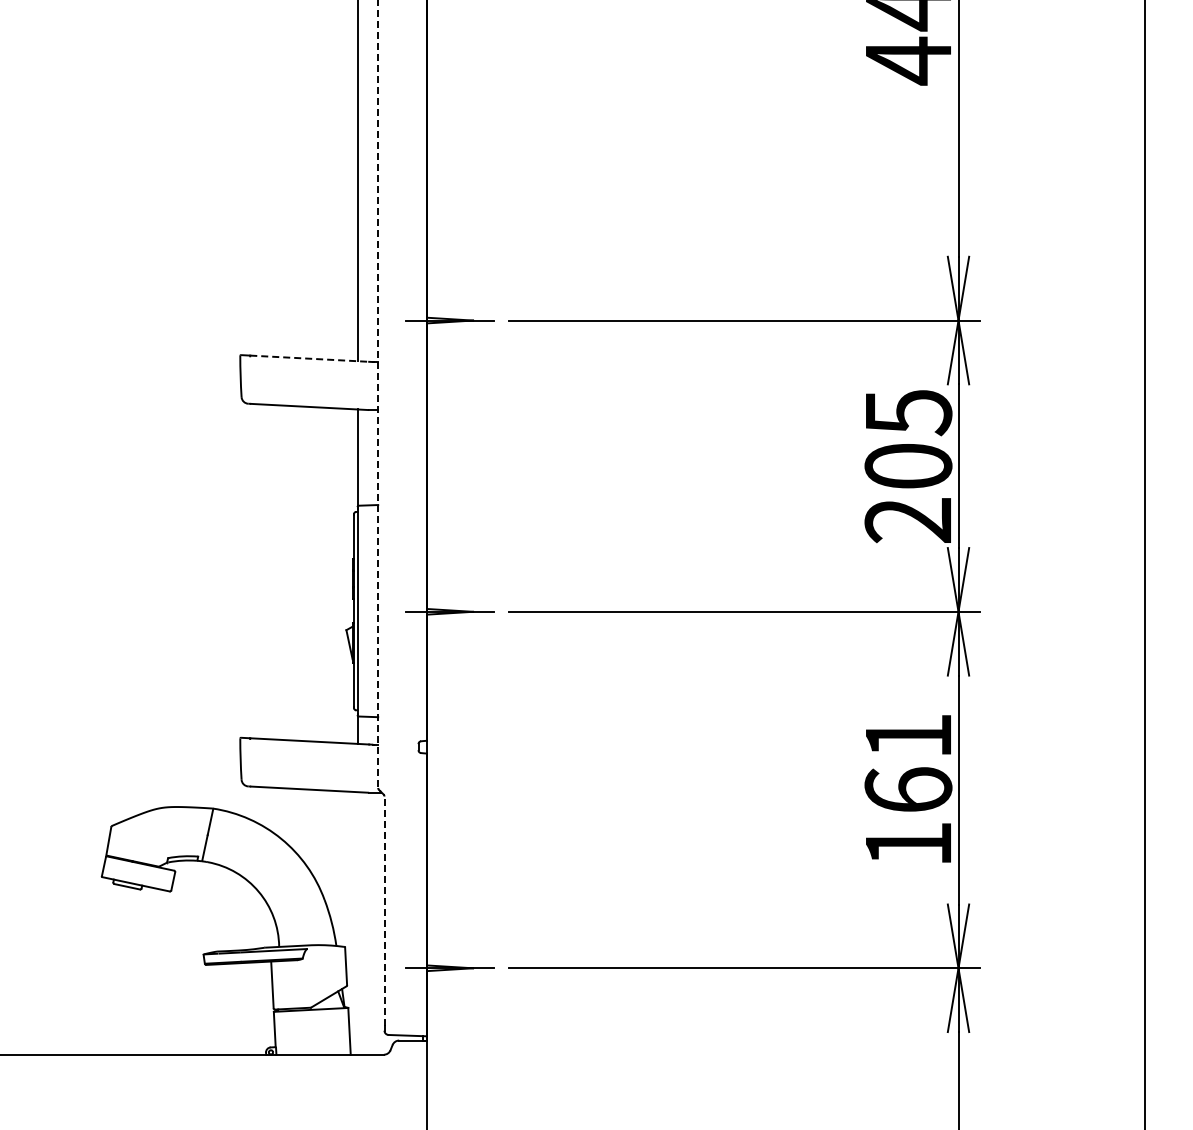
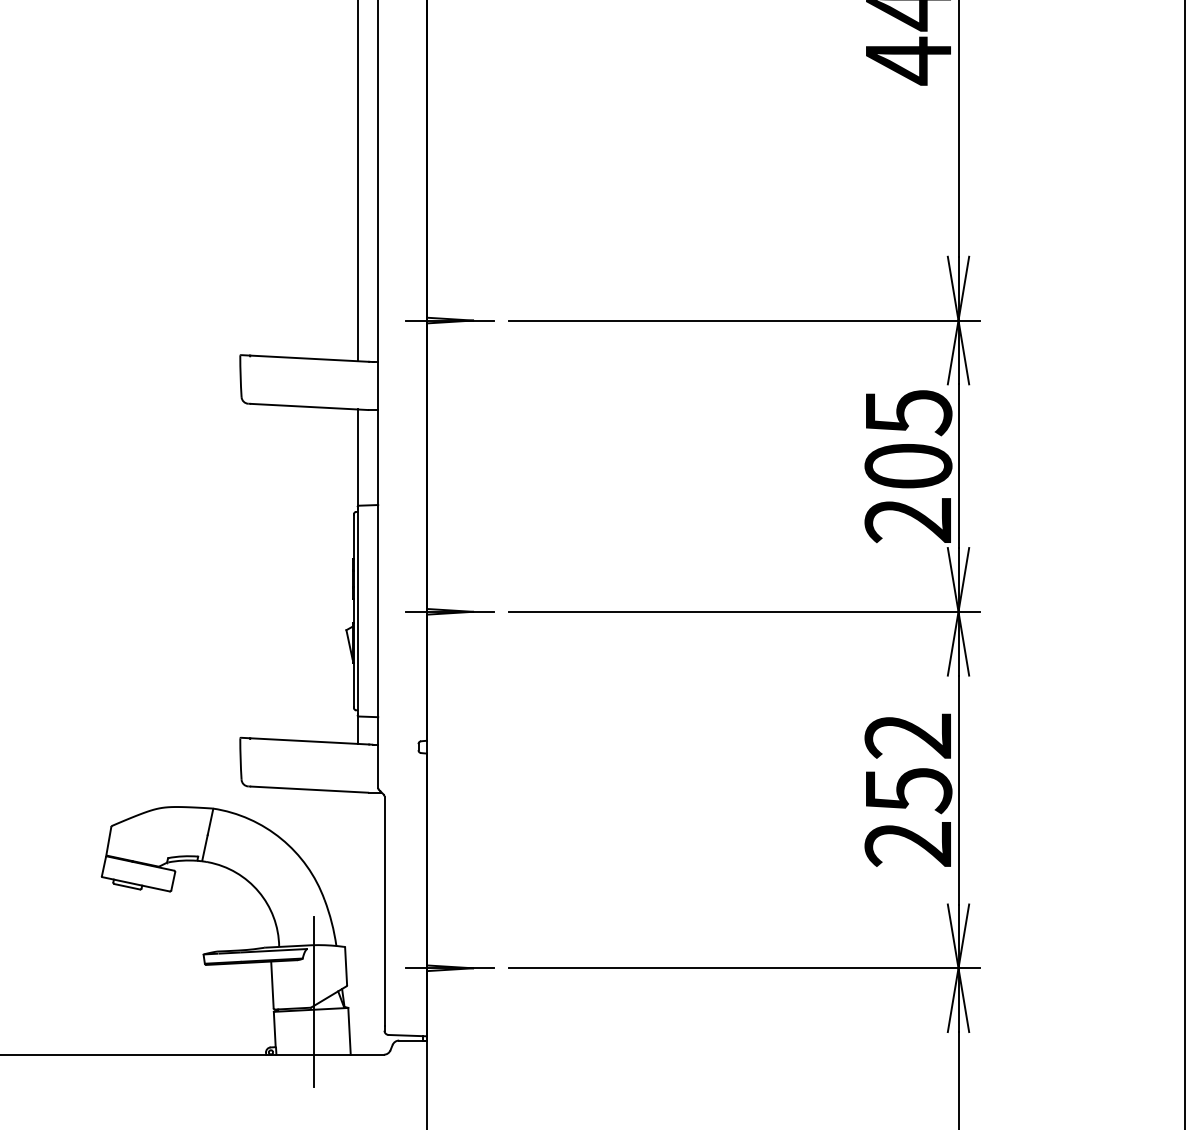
line: dashed -> solid (309, 358)
line: dashed -> solid (378, 394)
line position: (1145, 564) -> (1185, 564) (1185, 564)
text: 161 -> 252 (908, 789)
line: dashed -> solid (384, 911)
line: none -> present (313, 1001)
